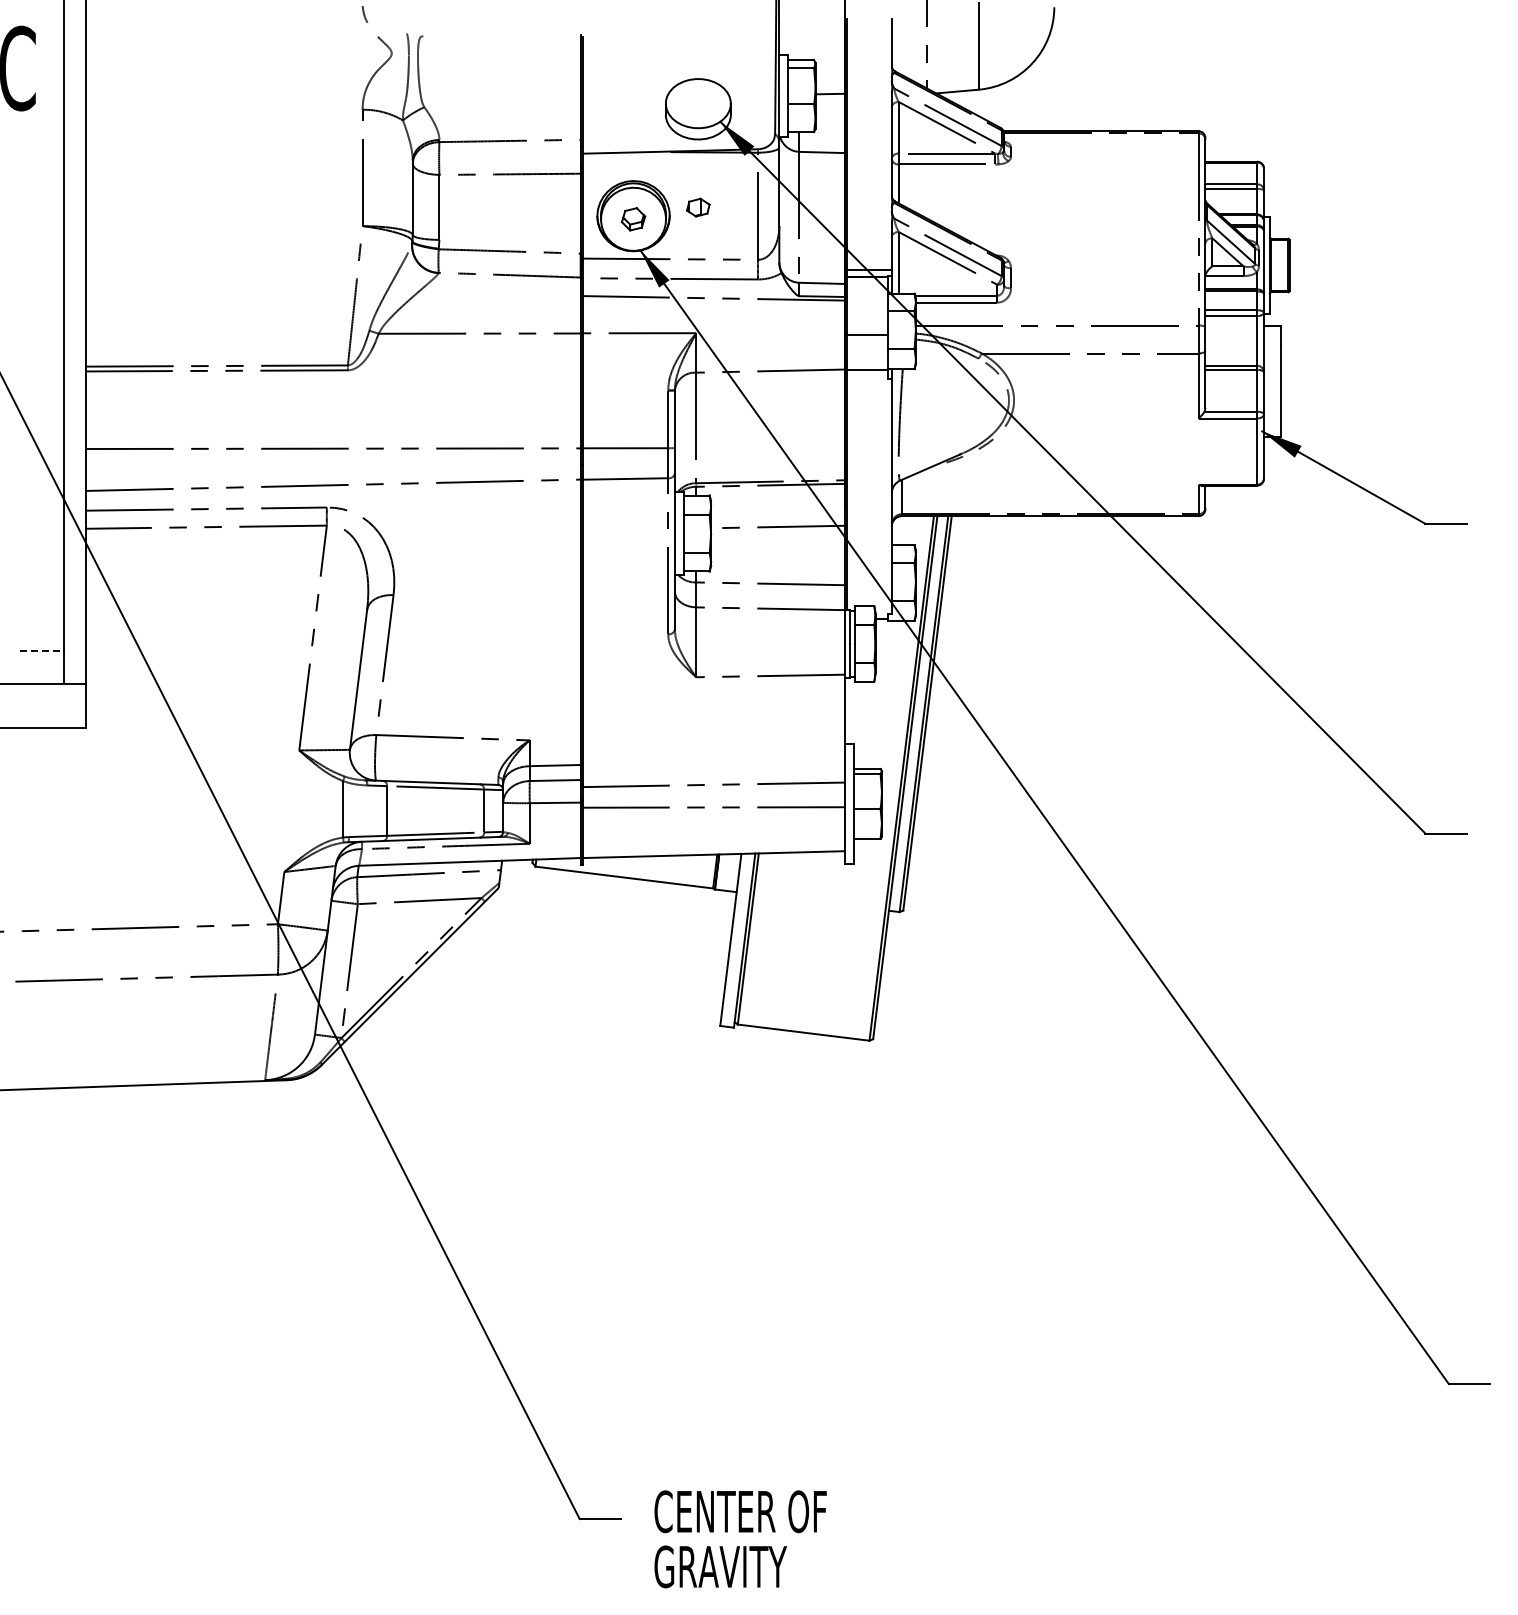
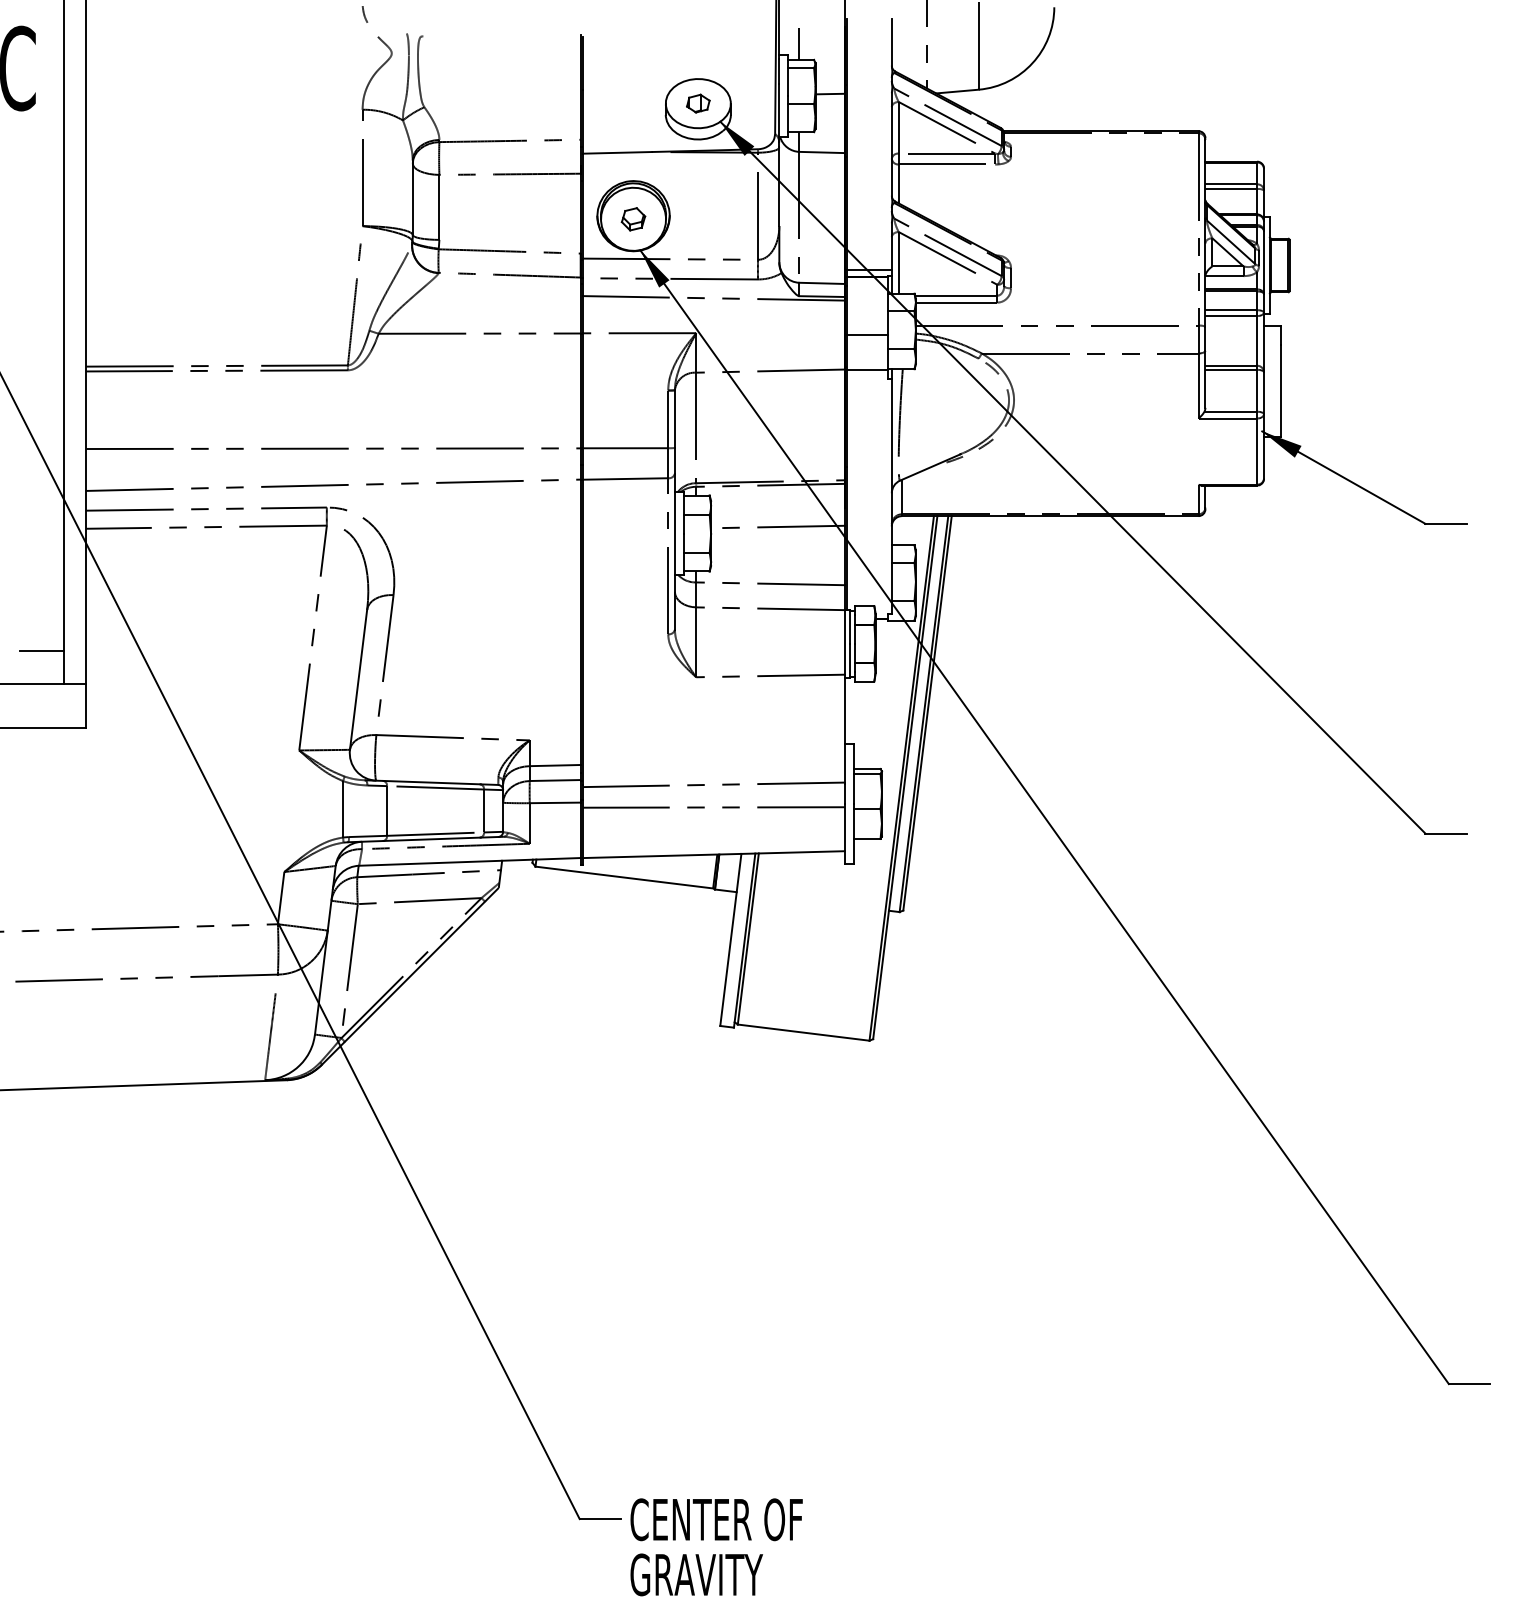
line: none -> present (799, 43)
part position: (698, 207) -> (698, 103) (698, 103)
line: dashed -> solid (42, 651)
text position: (740, 1539) -> (716, 1547) (716, 1547)
